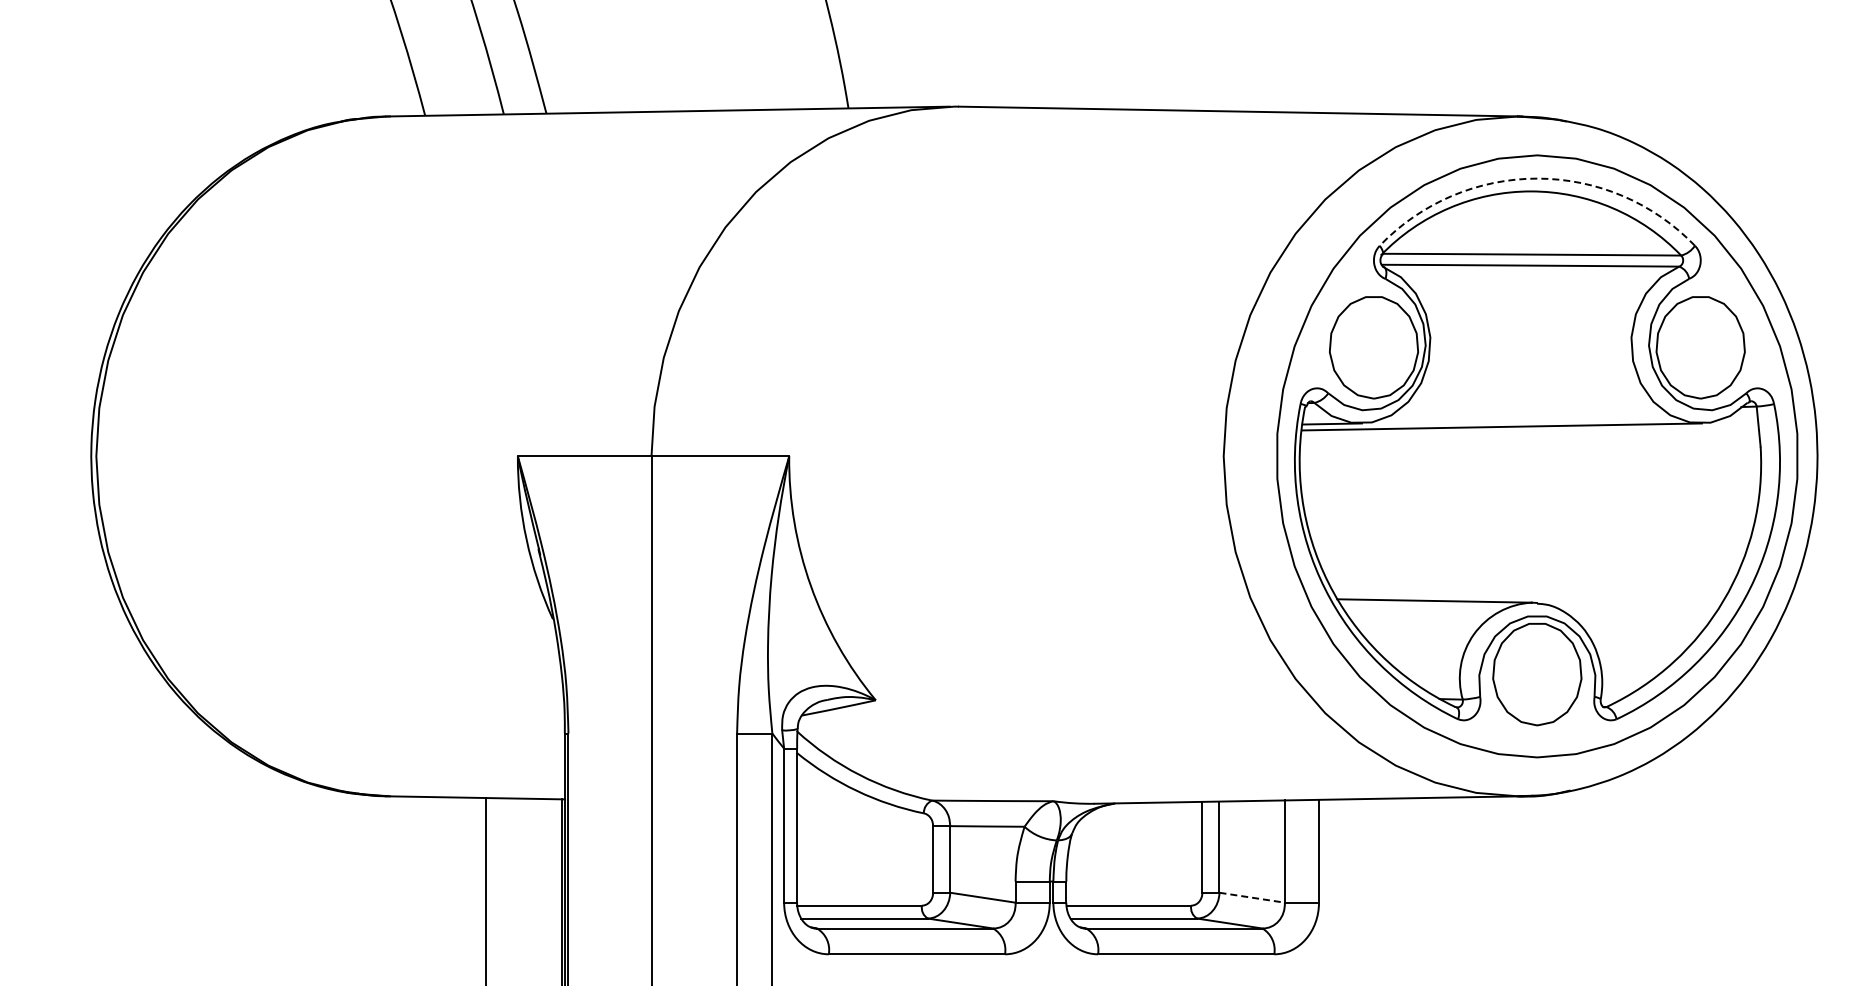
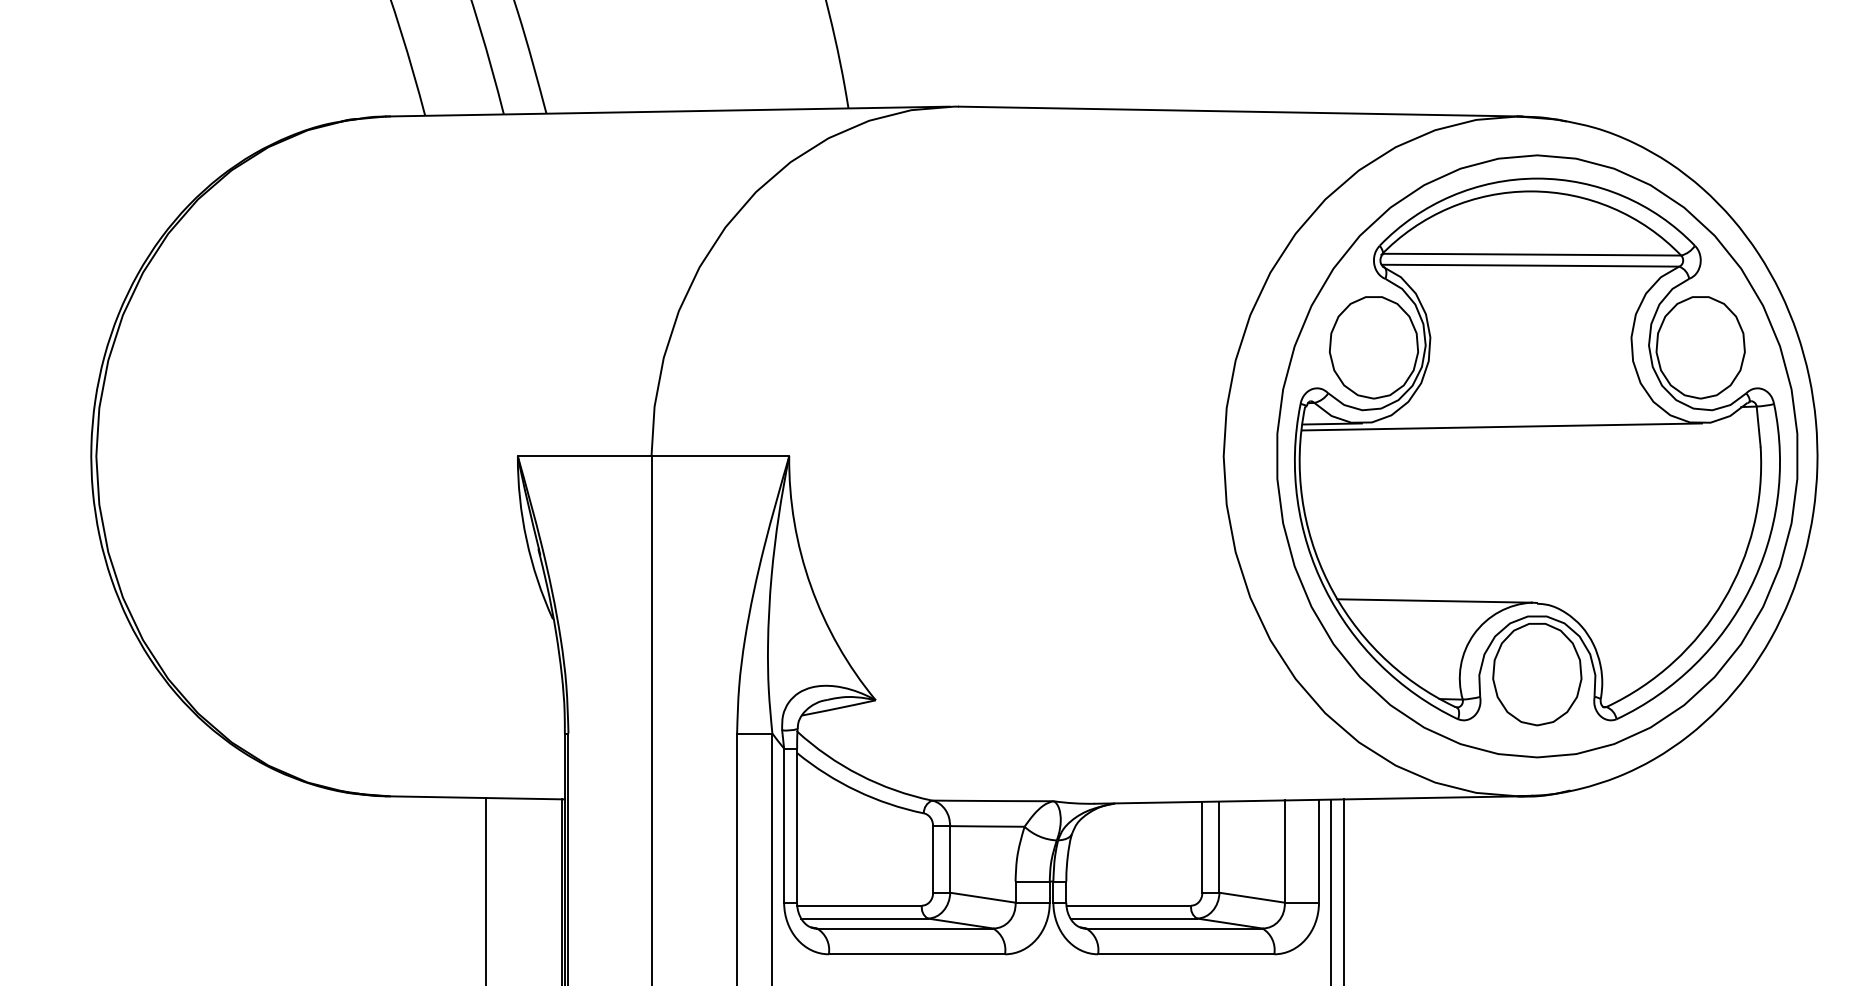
arc: dashed -> solid (1537, 178)
line: none -> present (1330, 890)
line: none -> present (1343, 890)
line: dashed -> solid (1252, 897)
